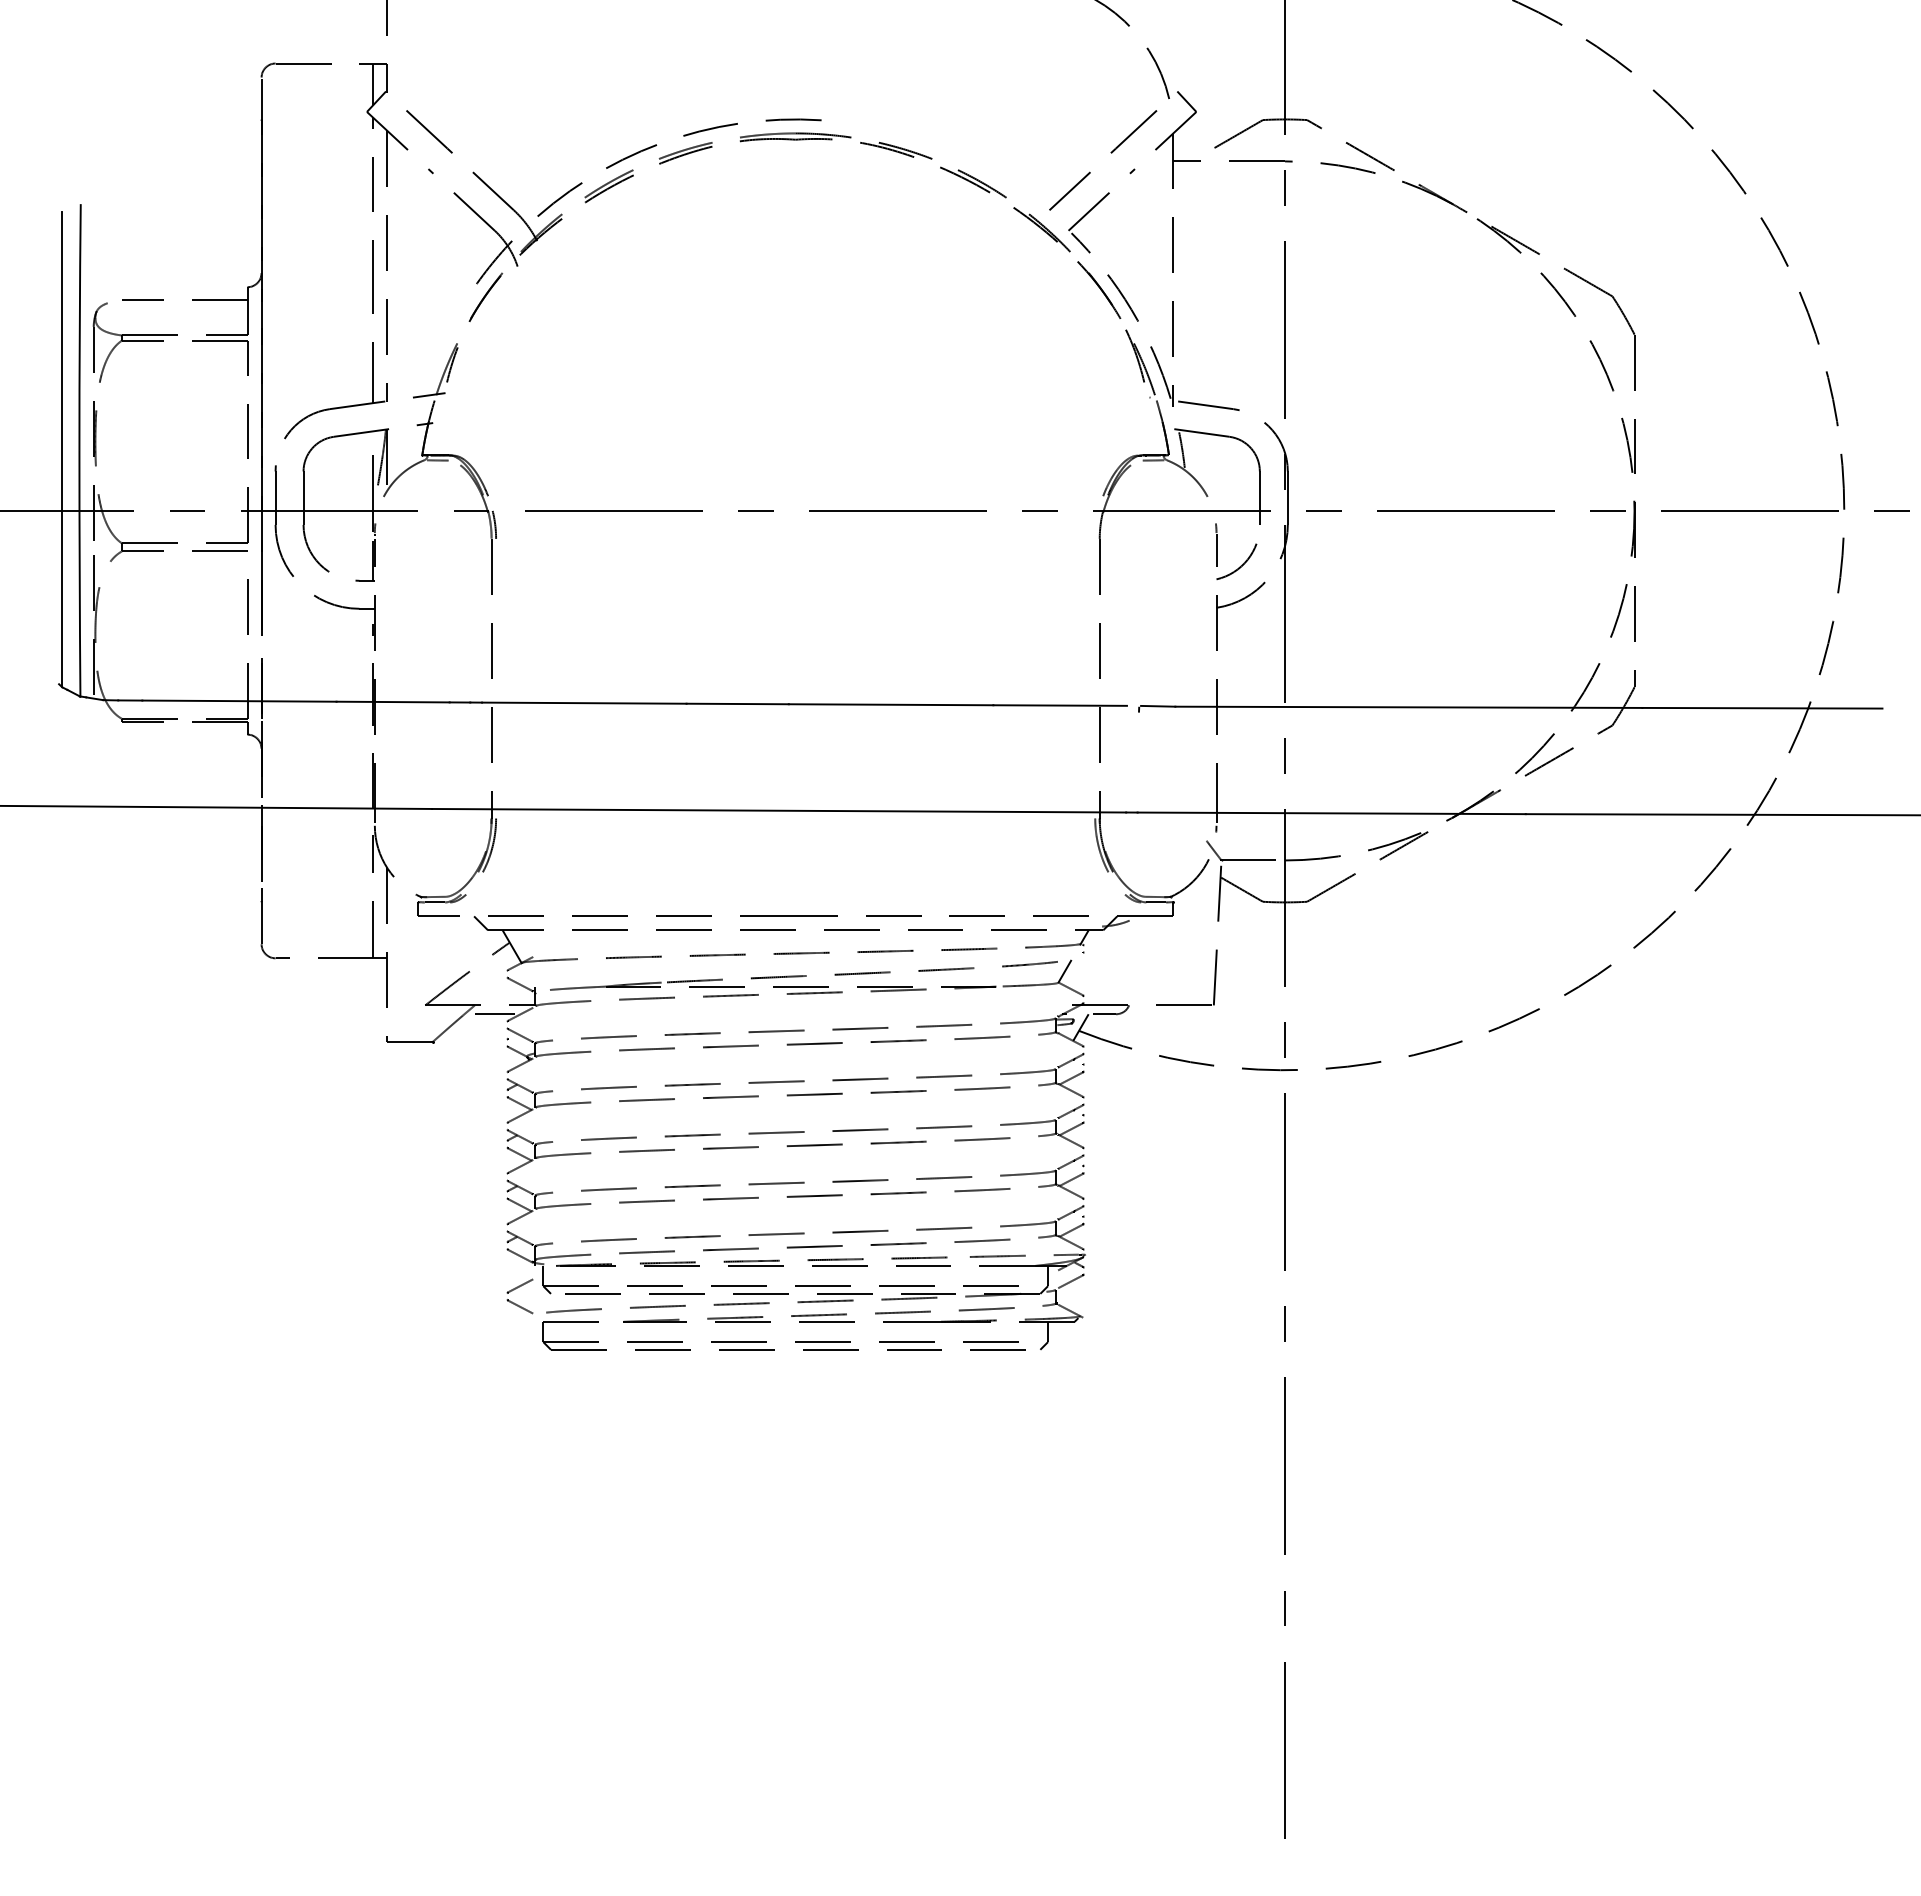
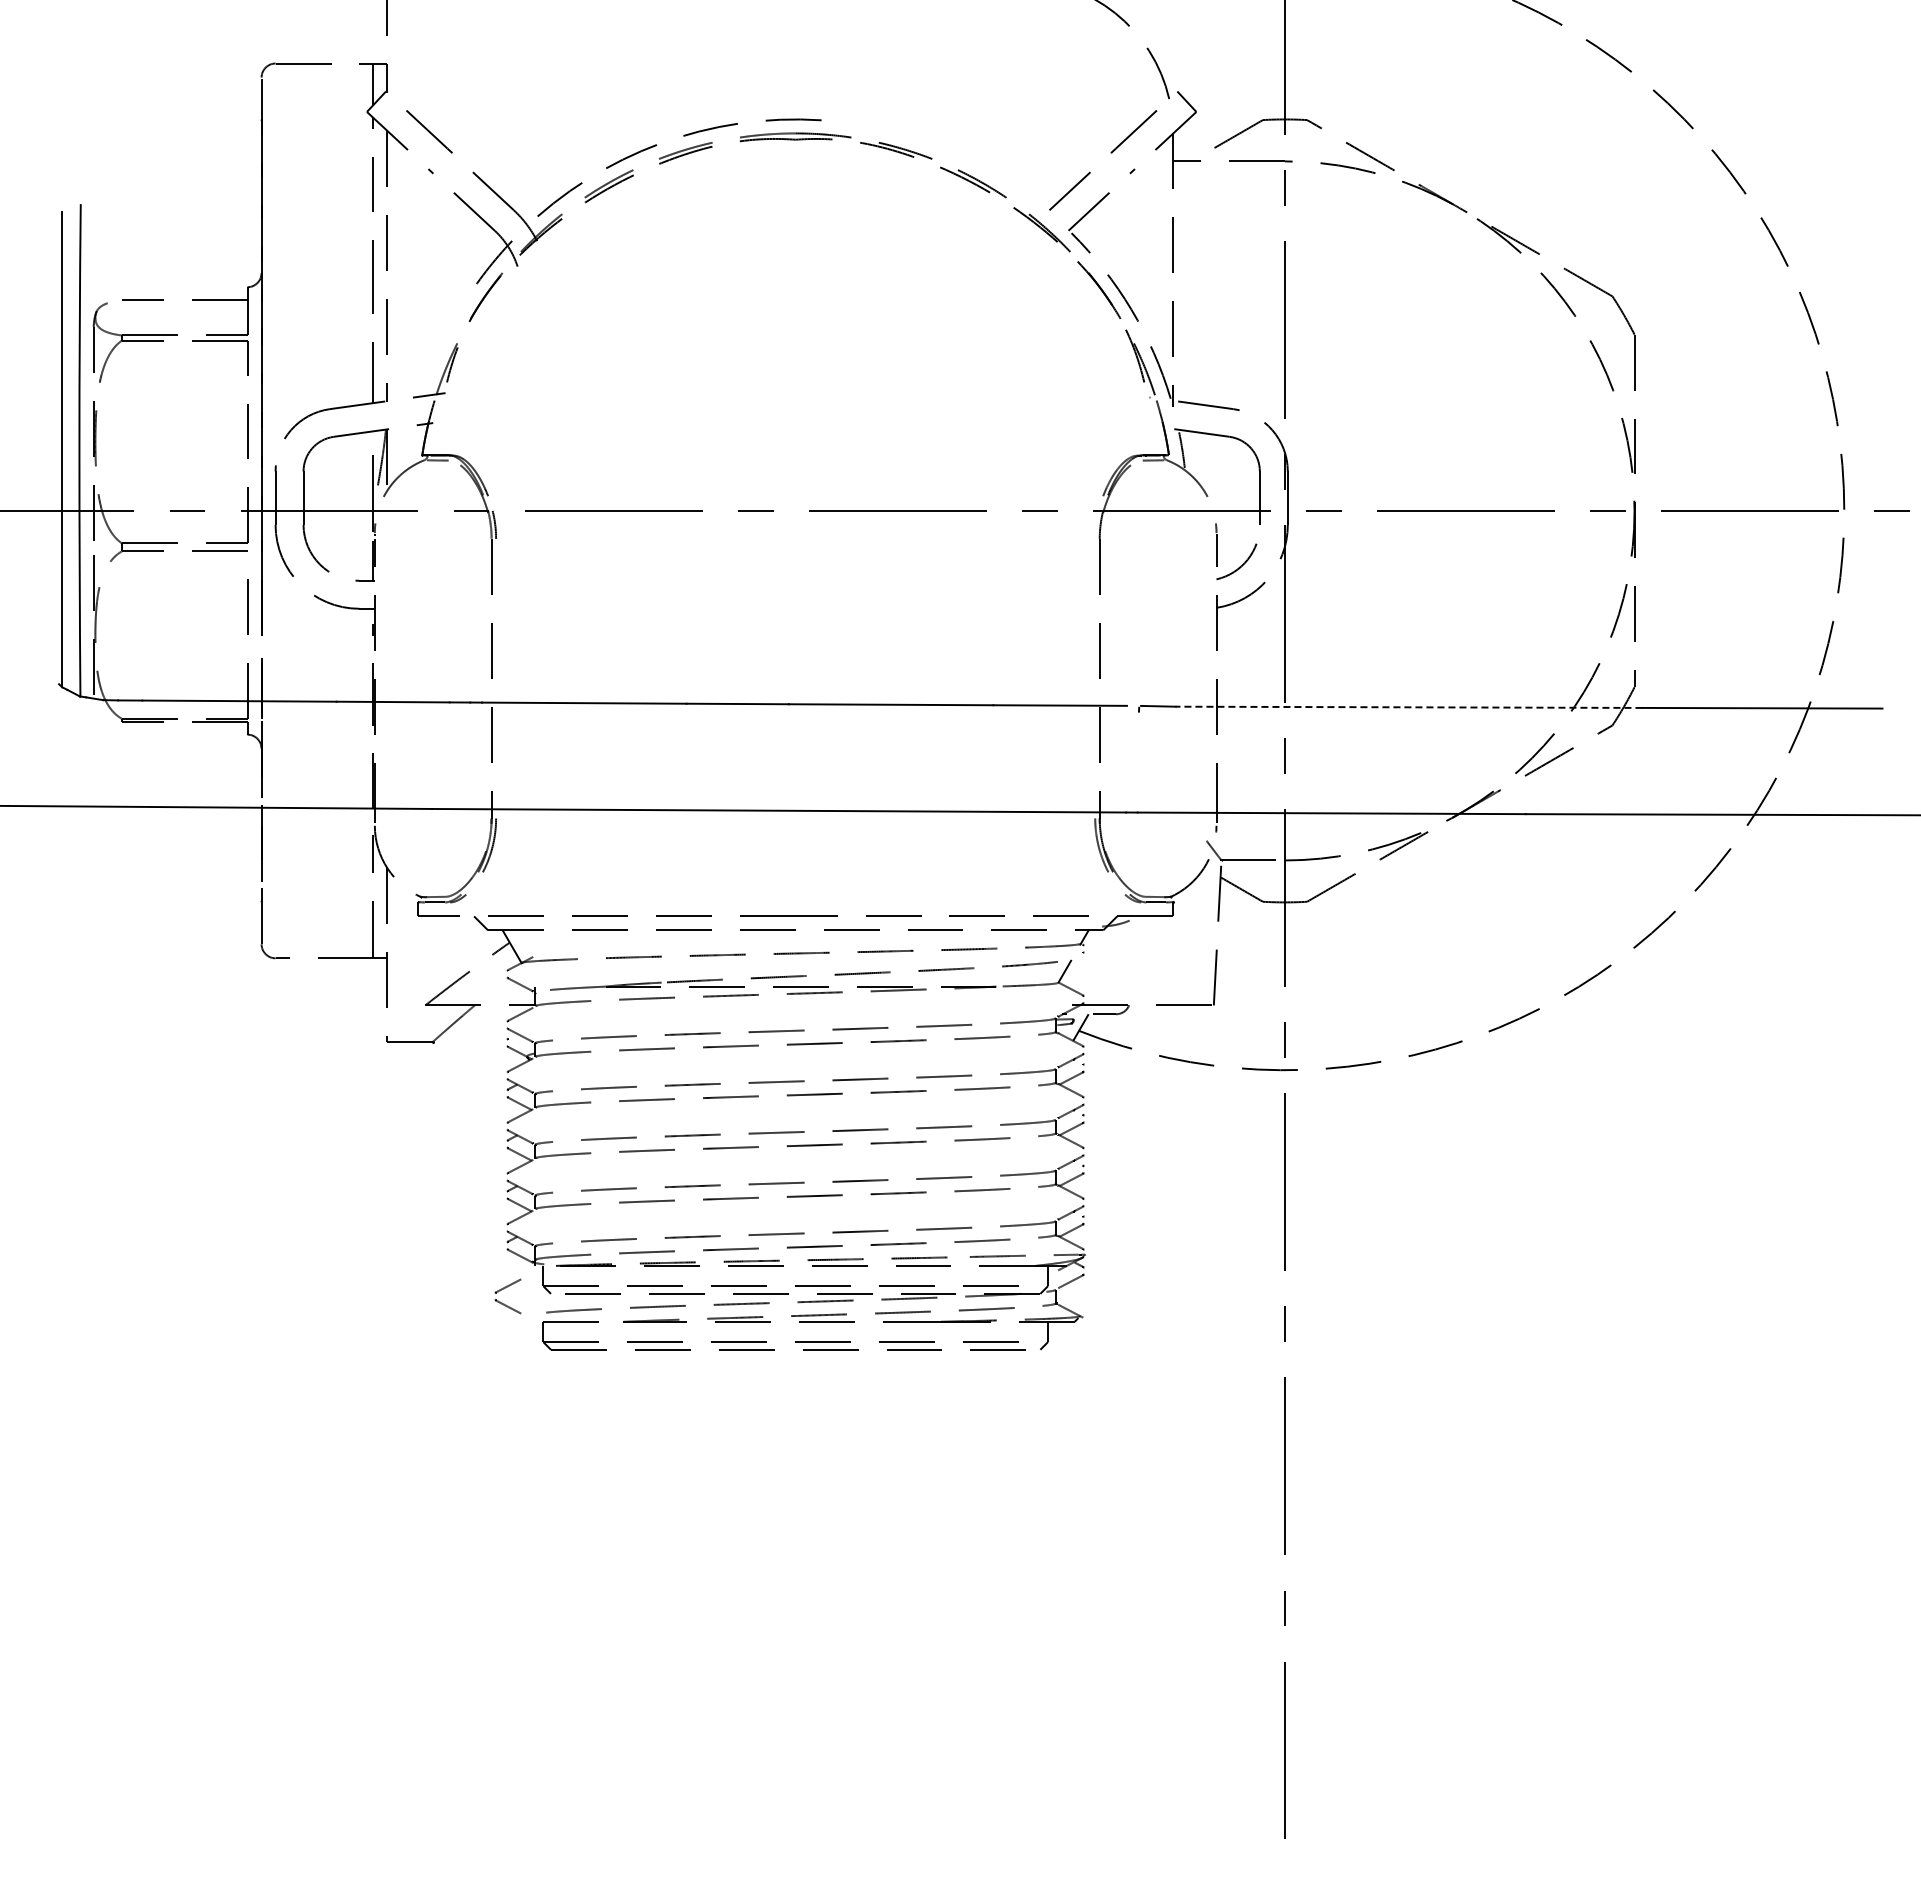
line: solid -> dashed (1408, 707)
line: present -> none (495, 1014)
part position: (516, 1289) -> (504, 1289) (504, 1289)
